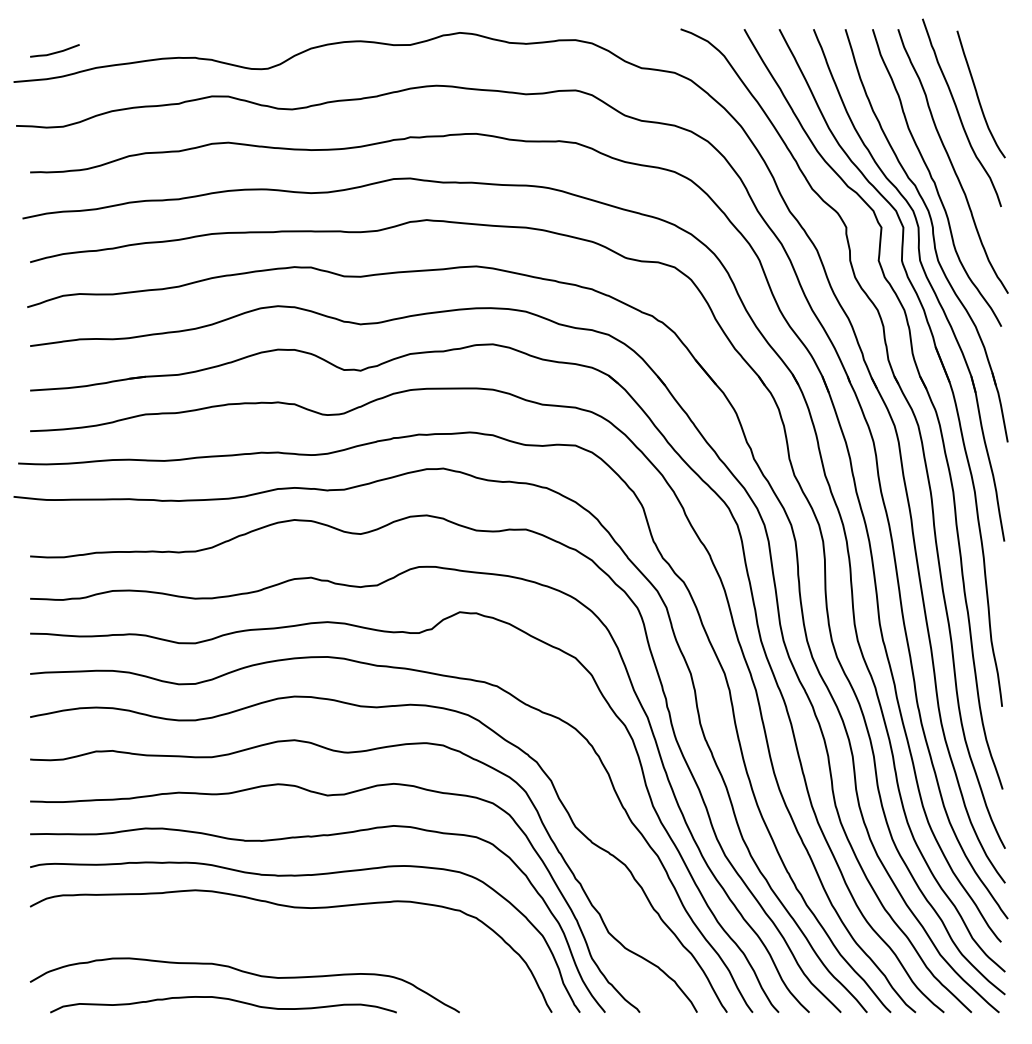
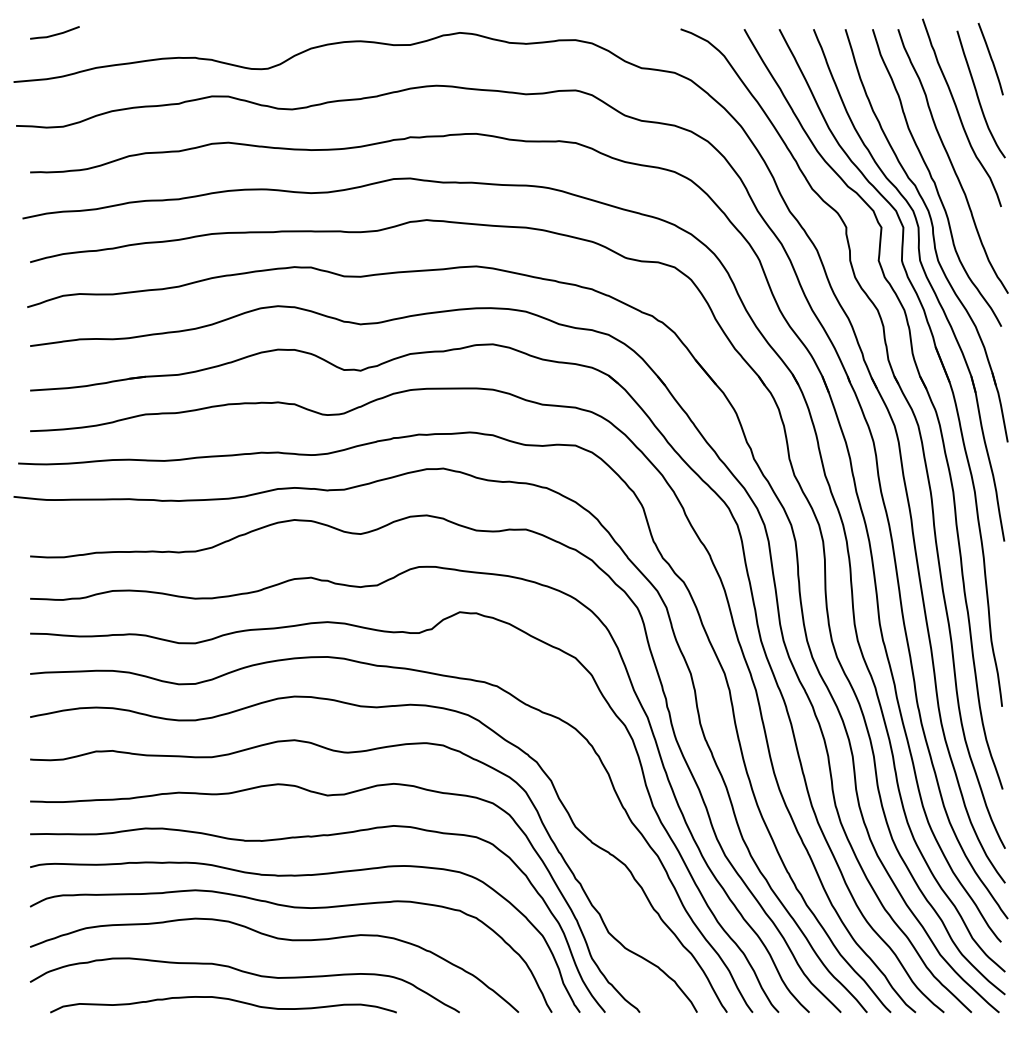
line position: (54, 52) -> (54, 34) (54, 34)
curve: none -> present (990, 59)
curve: none -> present (277, 939)
